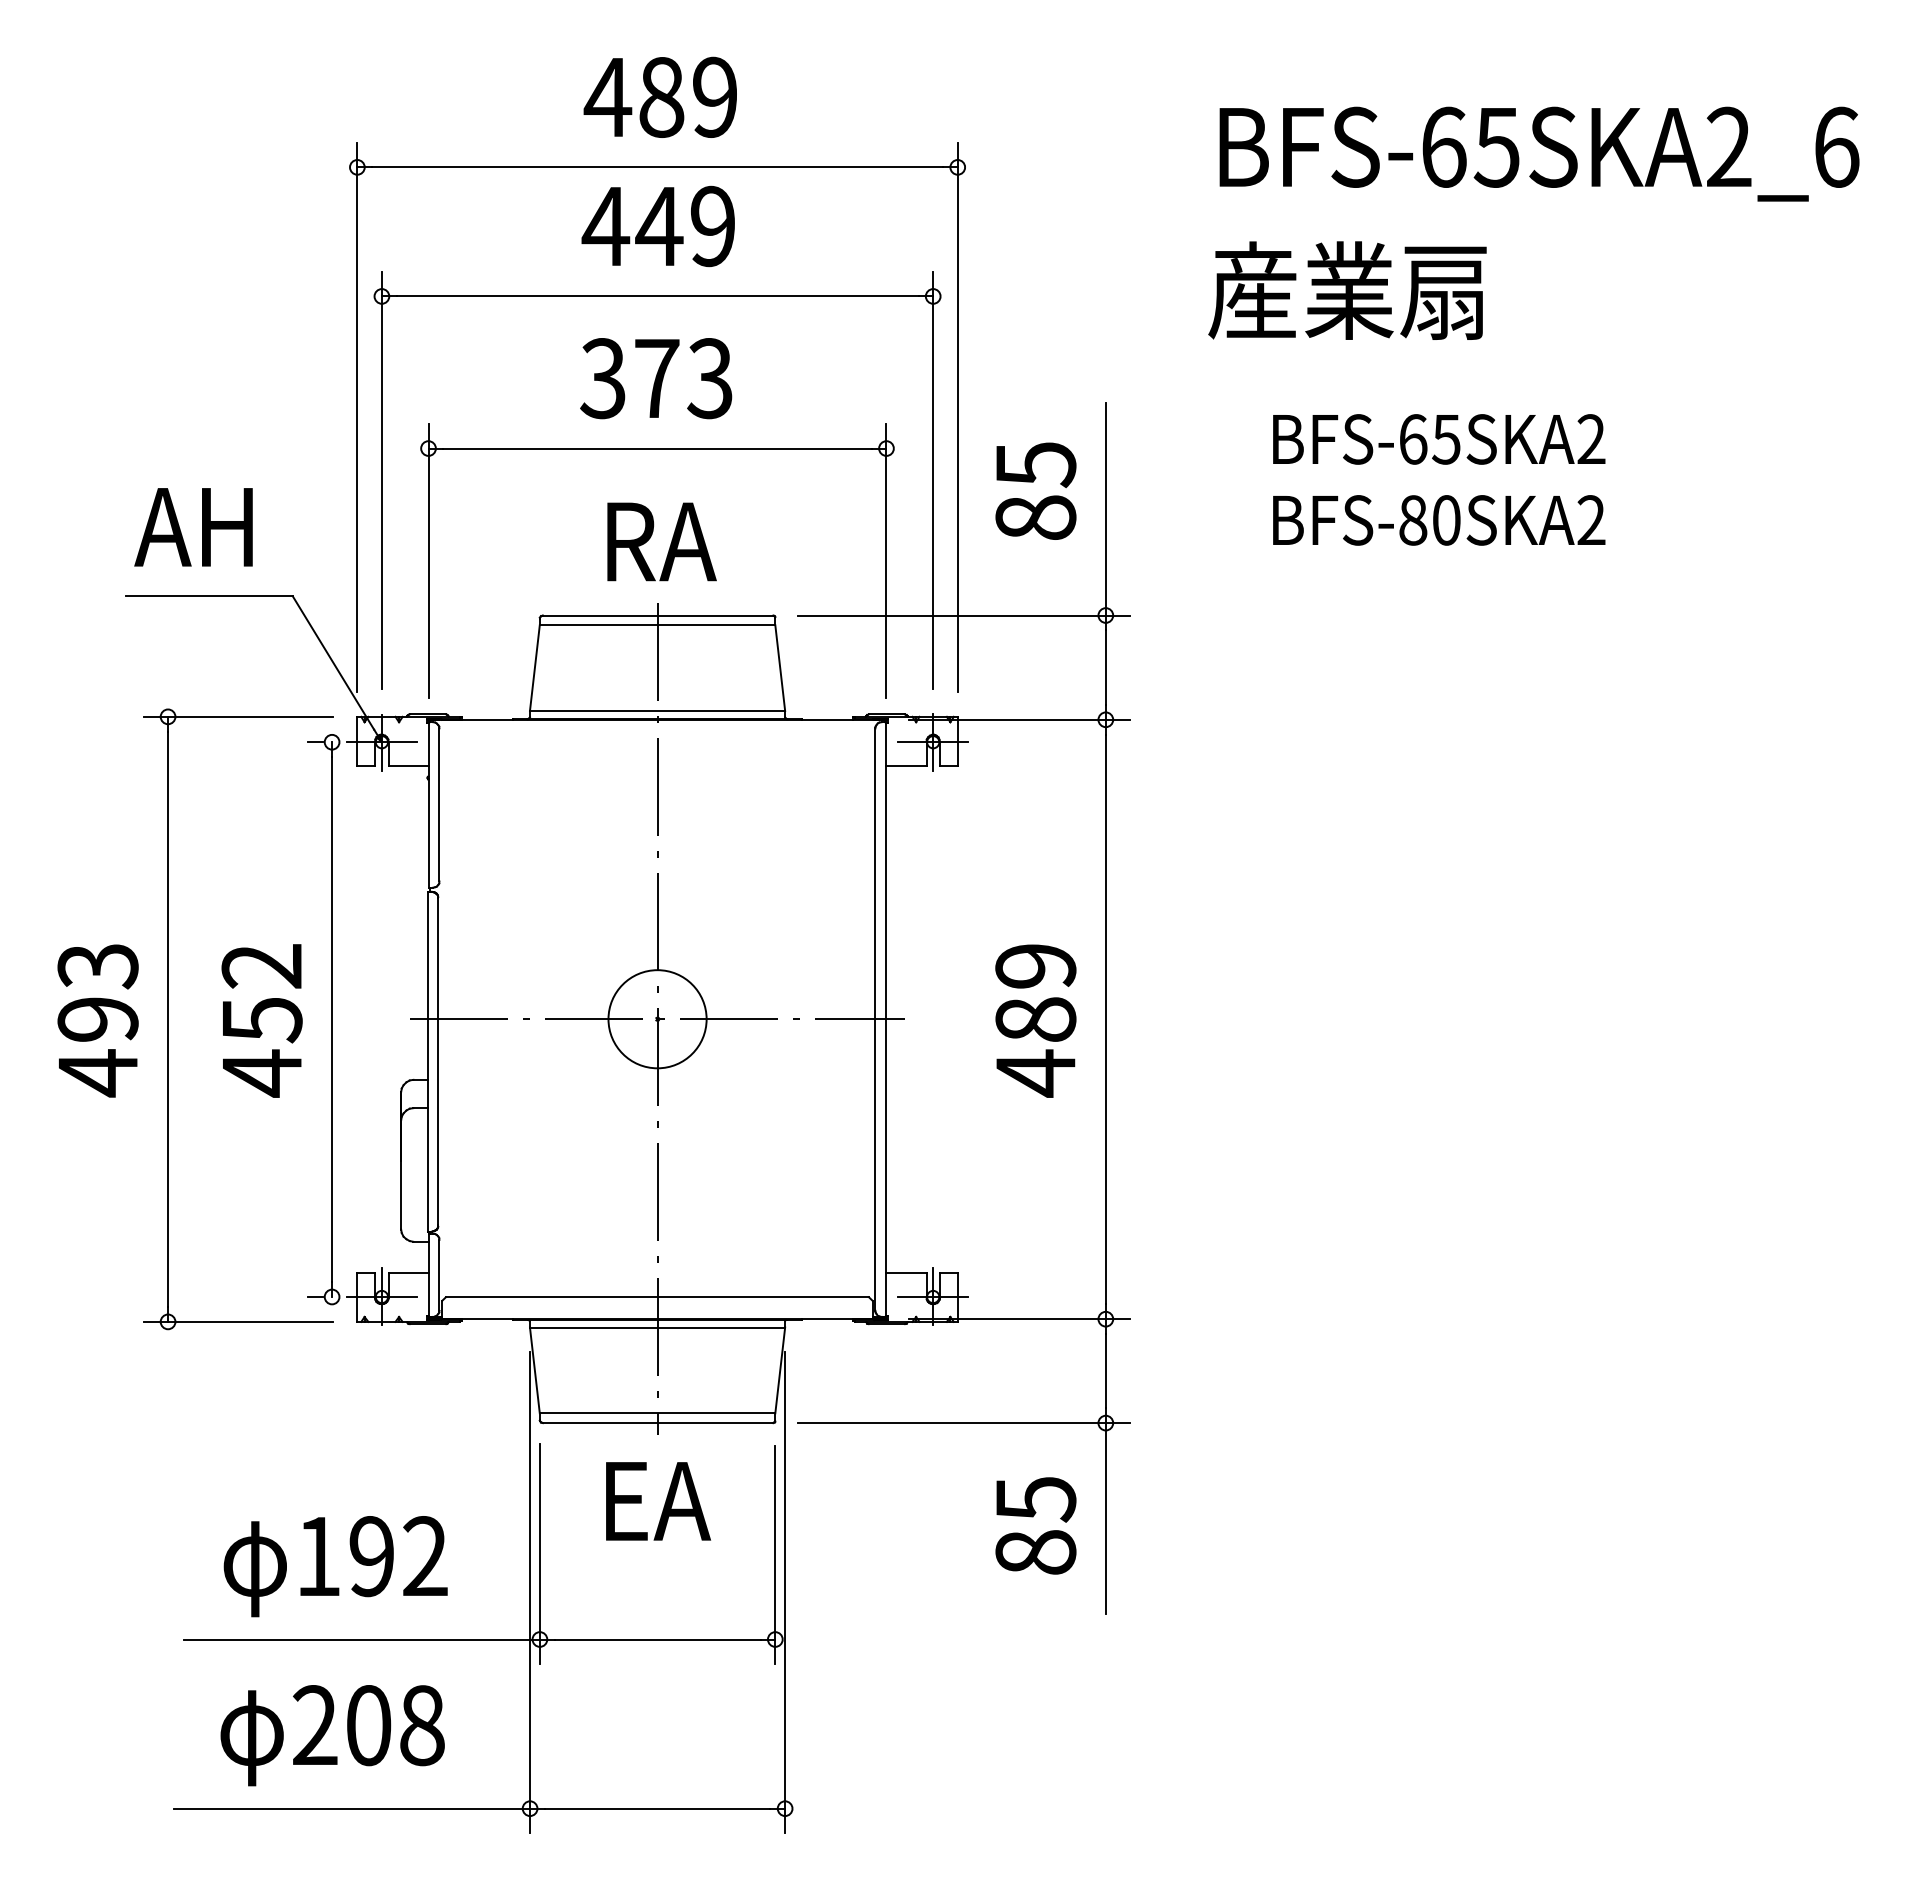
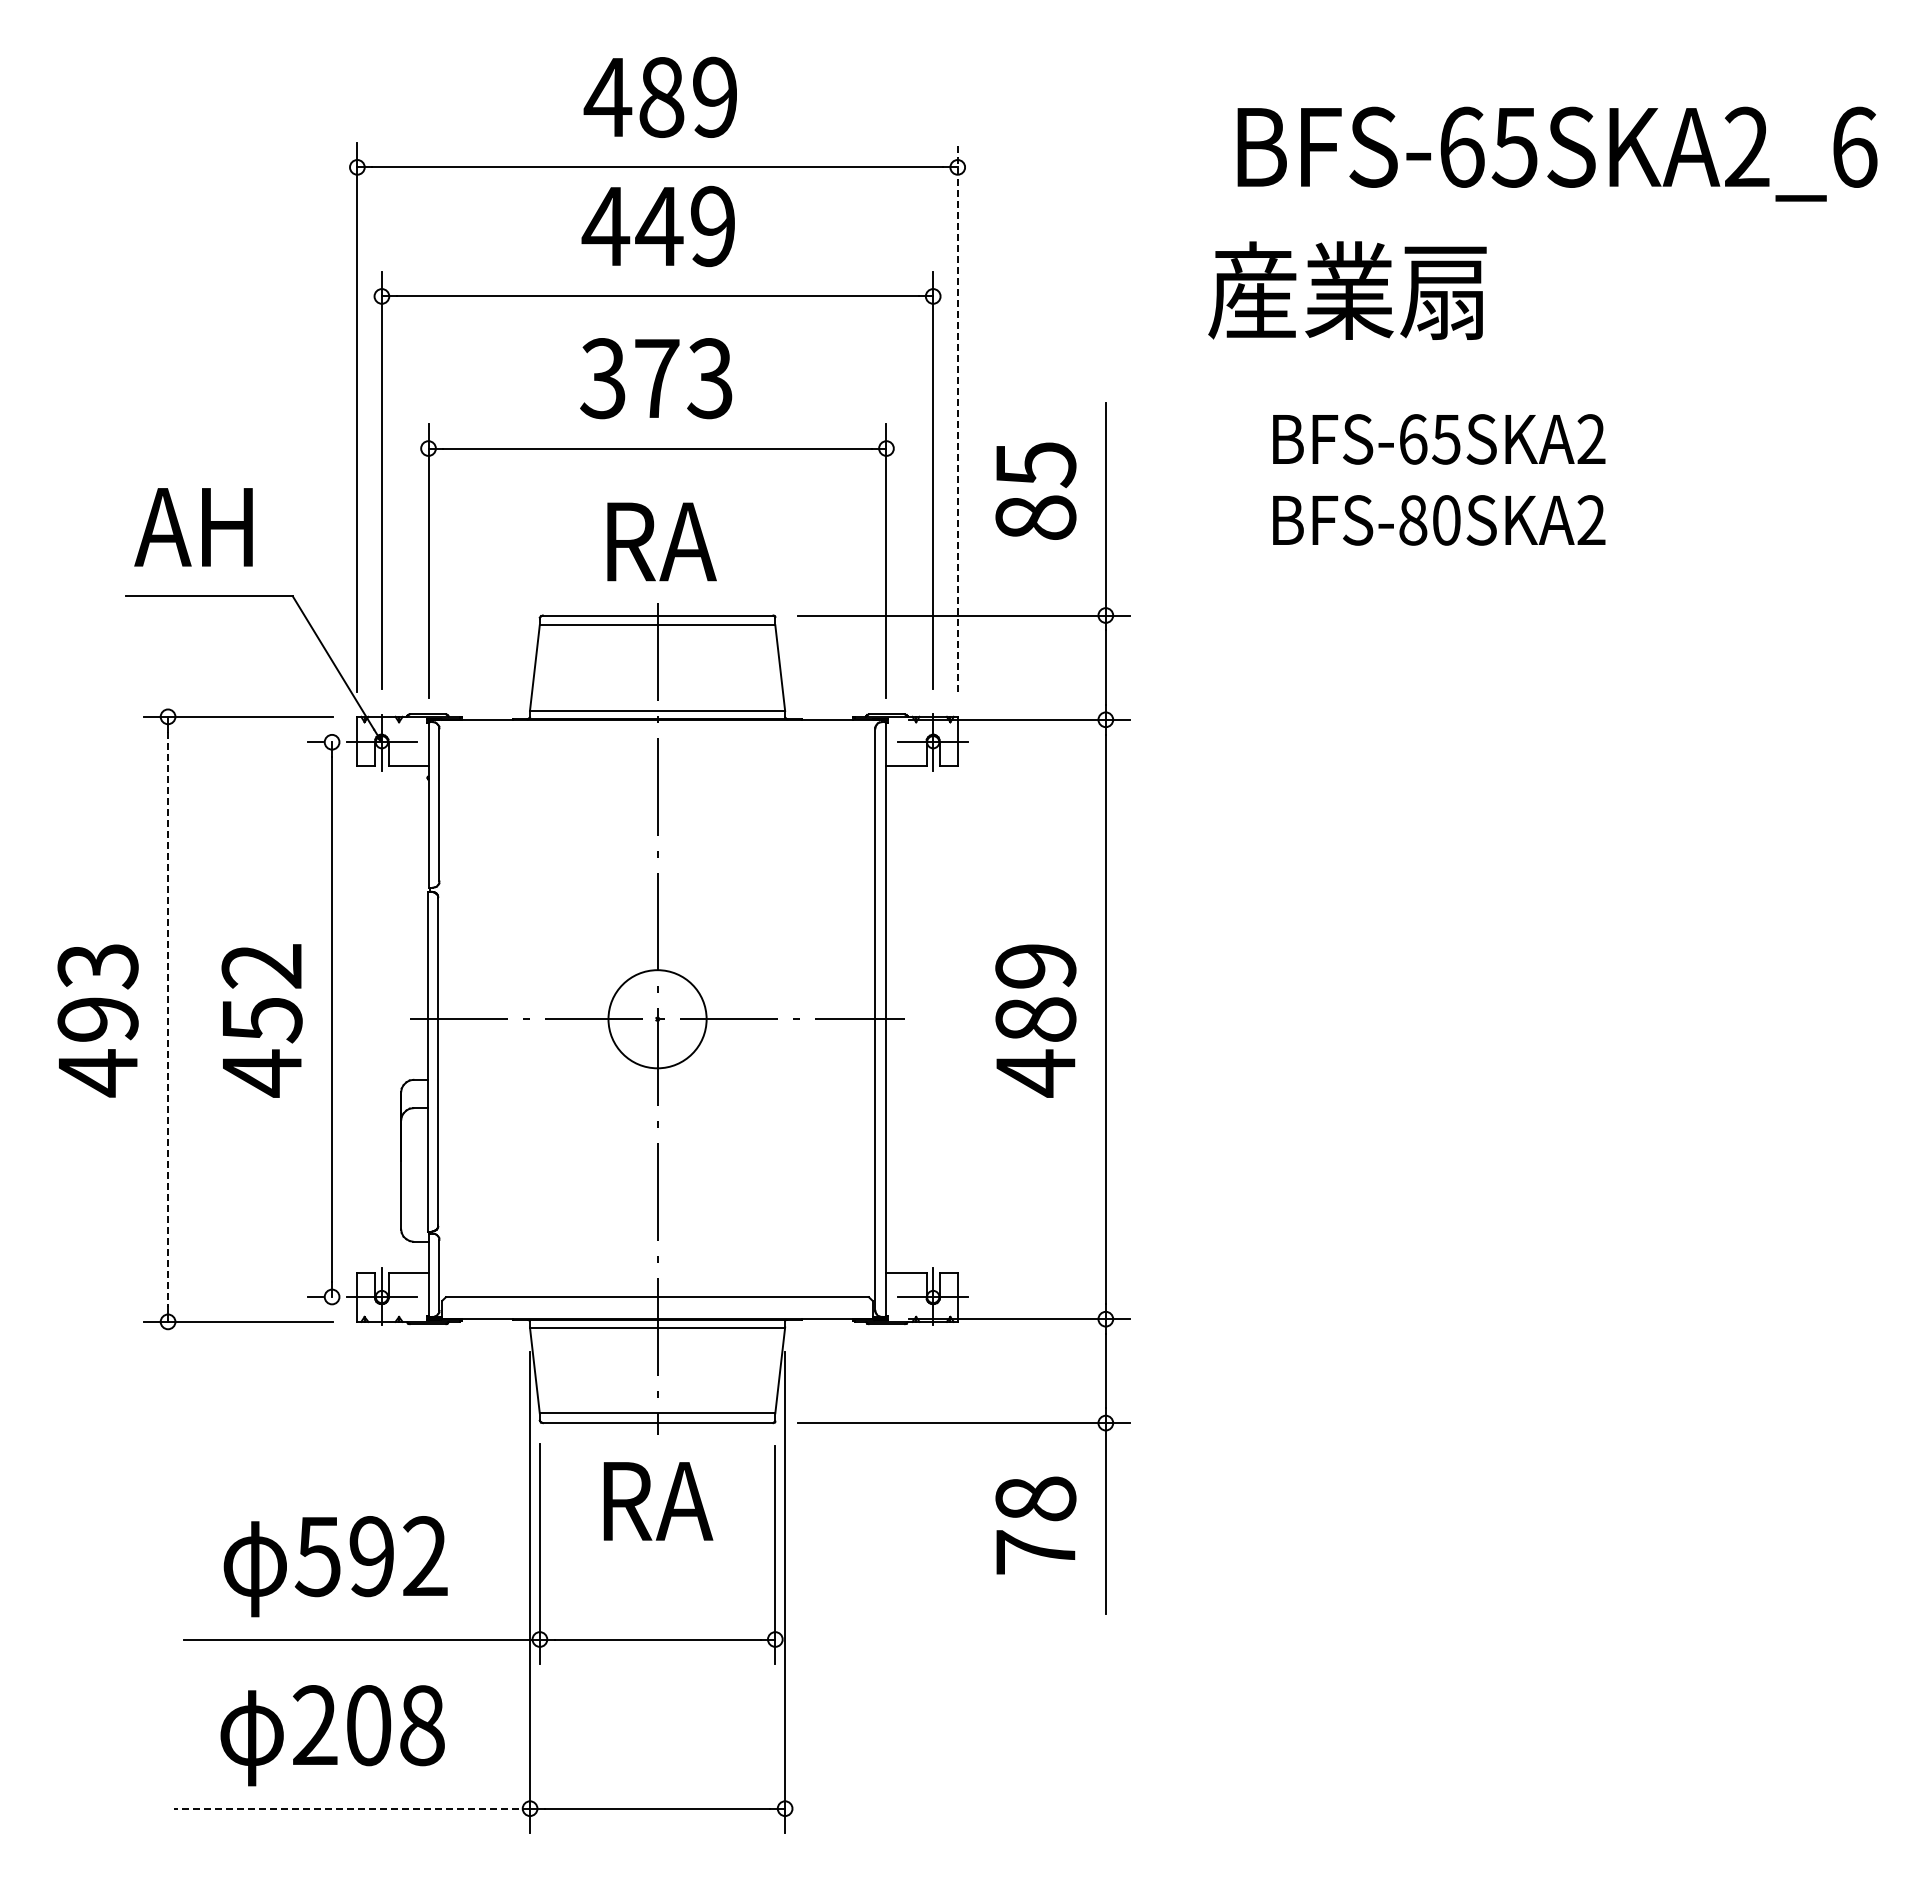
text position: (1539, 153) -> (1557, 153) (1557, 153)
line: solid -> dashed (957, 417)
line: solid -> dashed (168, 1019)
text: EA -> RA (658, 1501)
text: 85 -> 78 (1035, 1525)
text: 192 -> 592 (317, 1557)
line: solid -> dashed (351, 1808)
